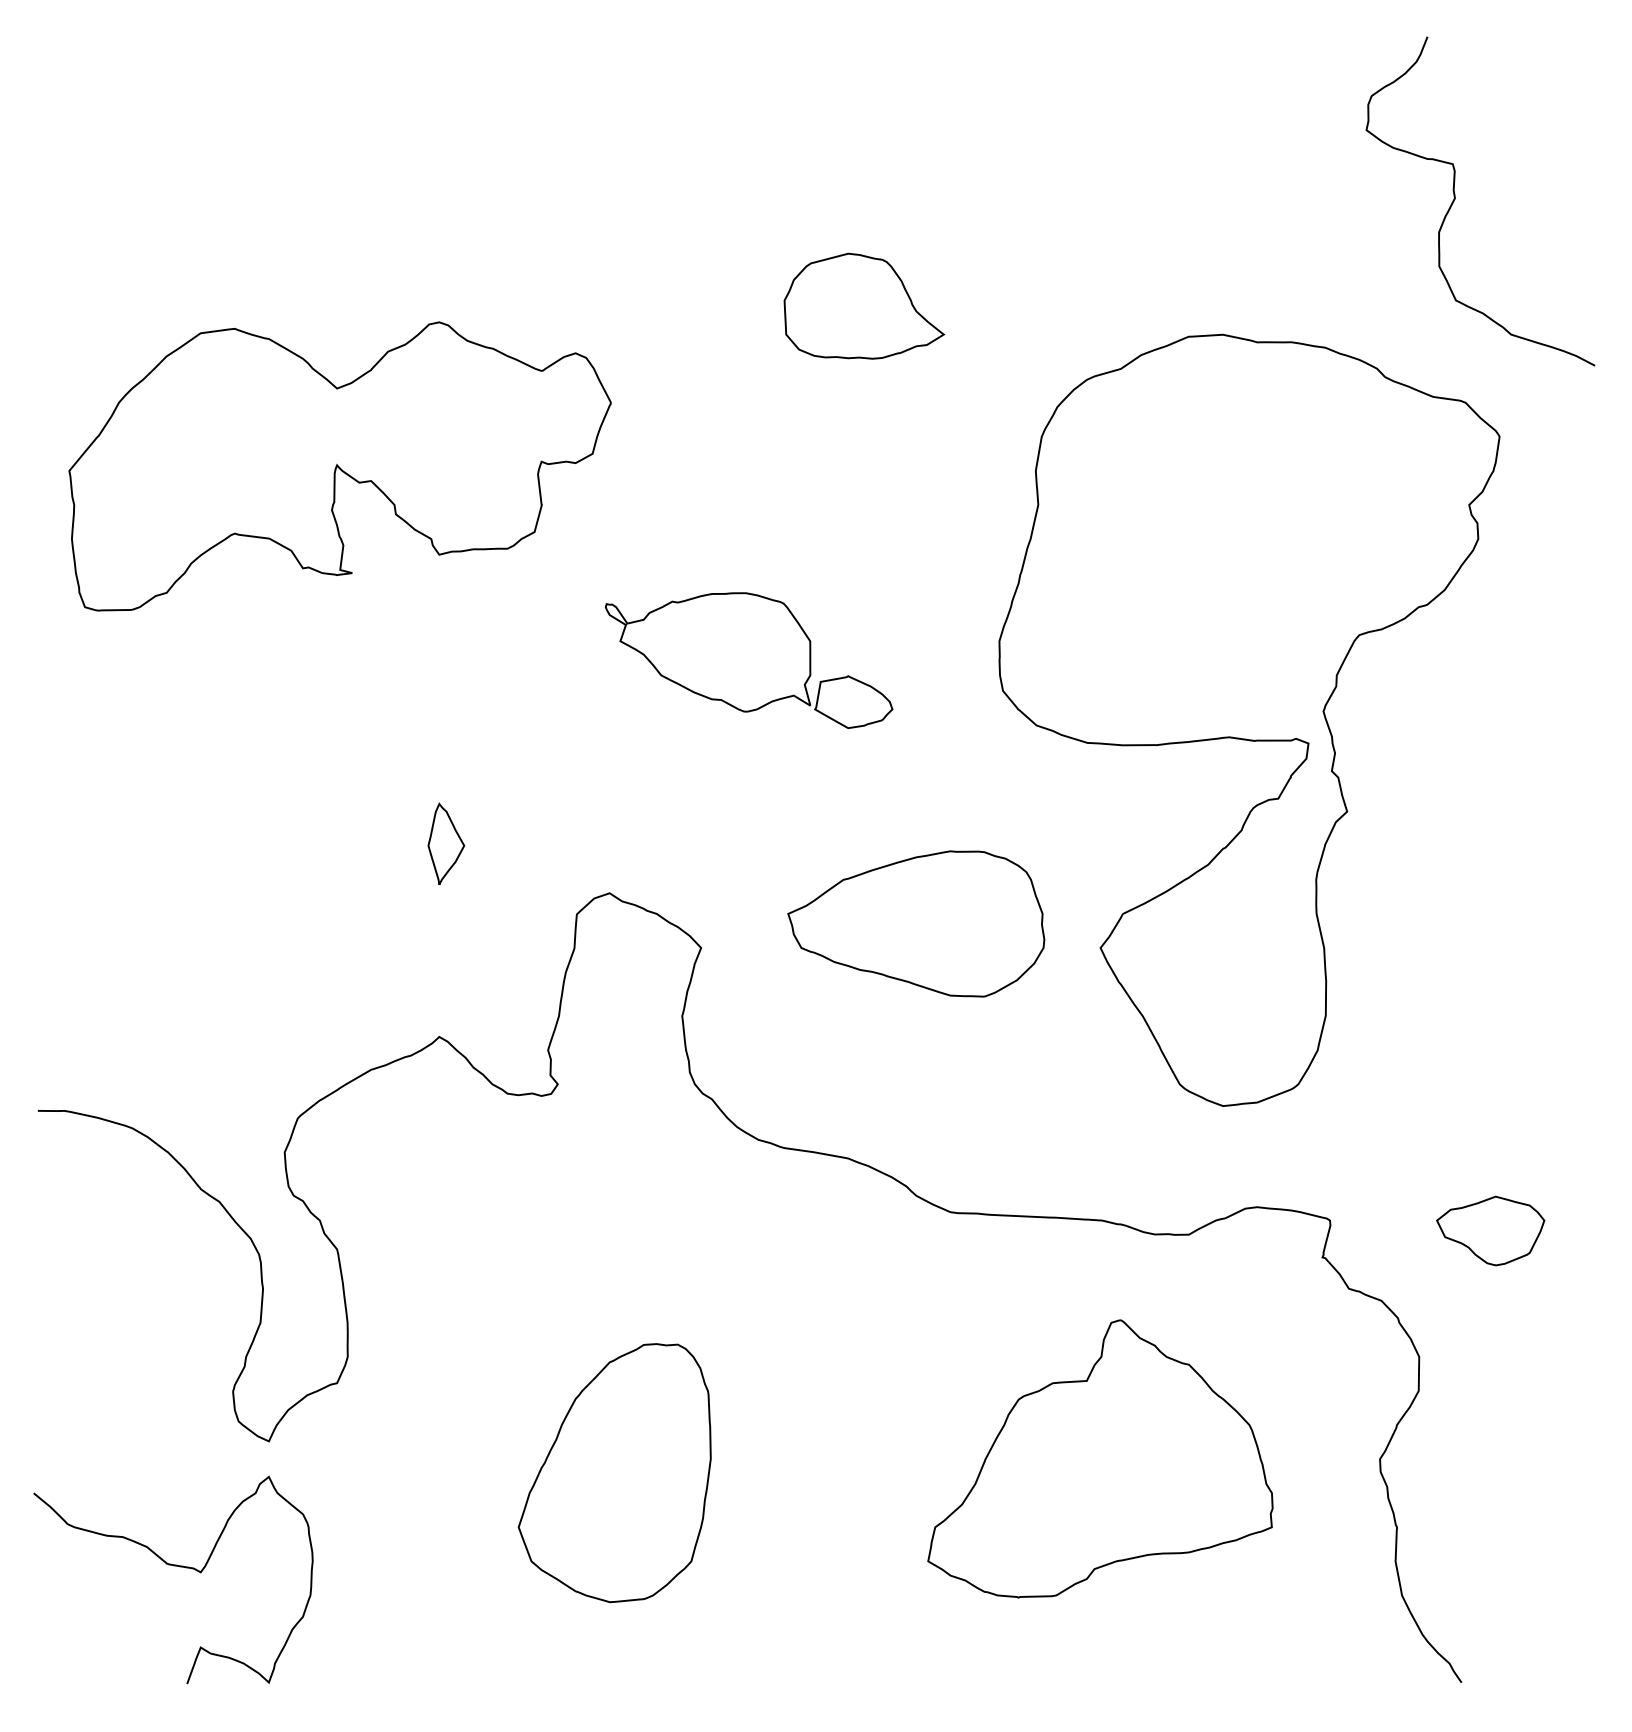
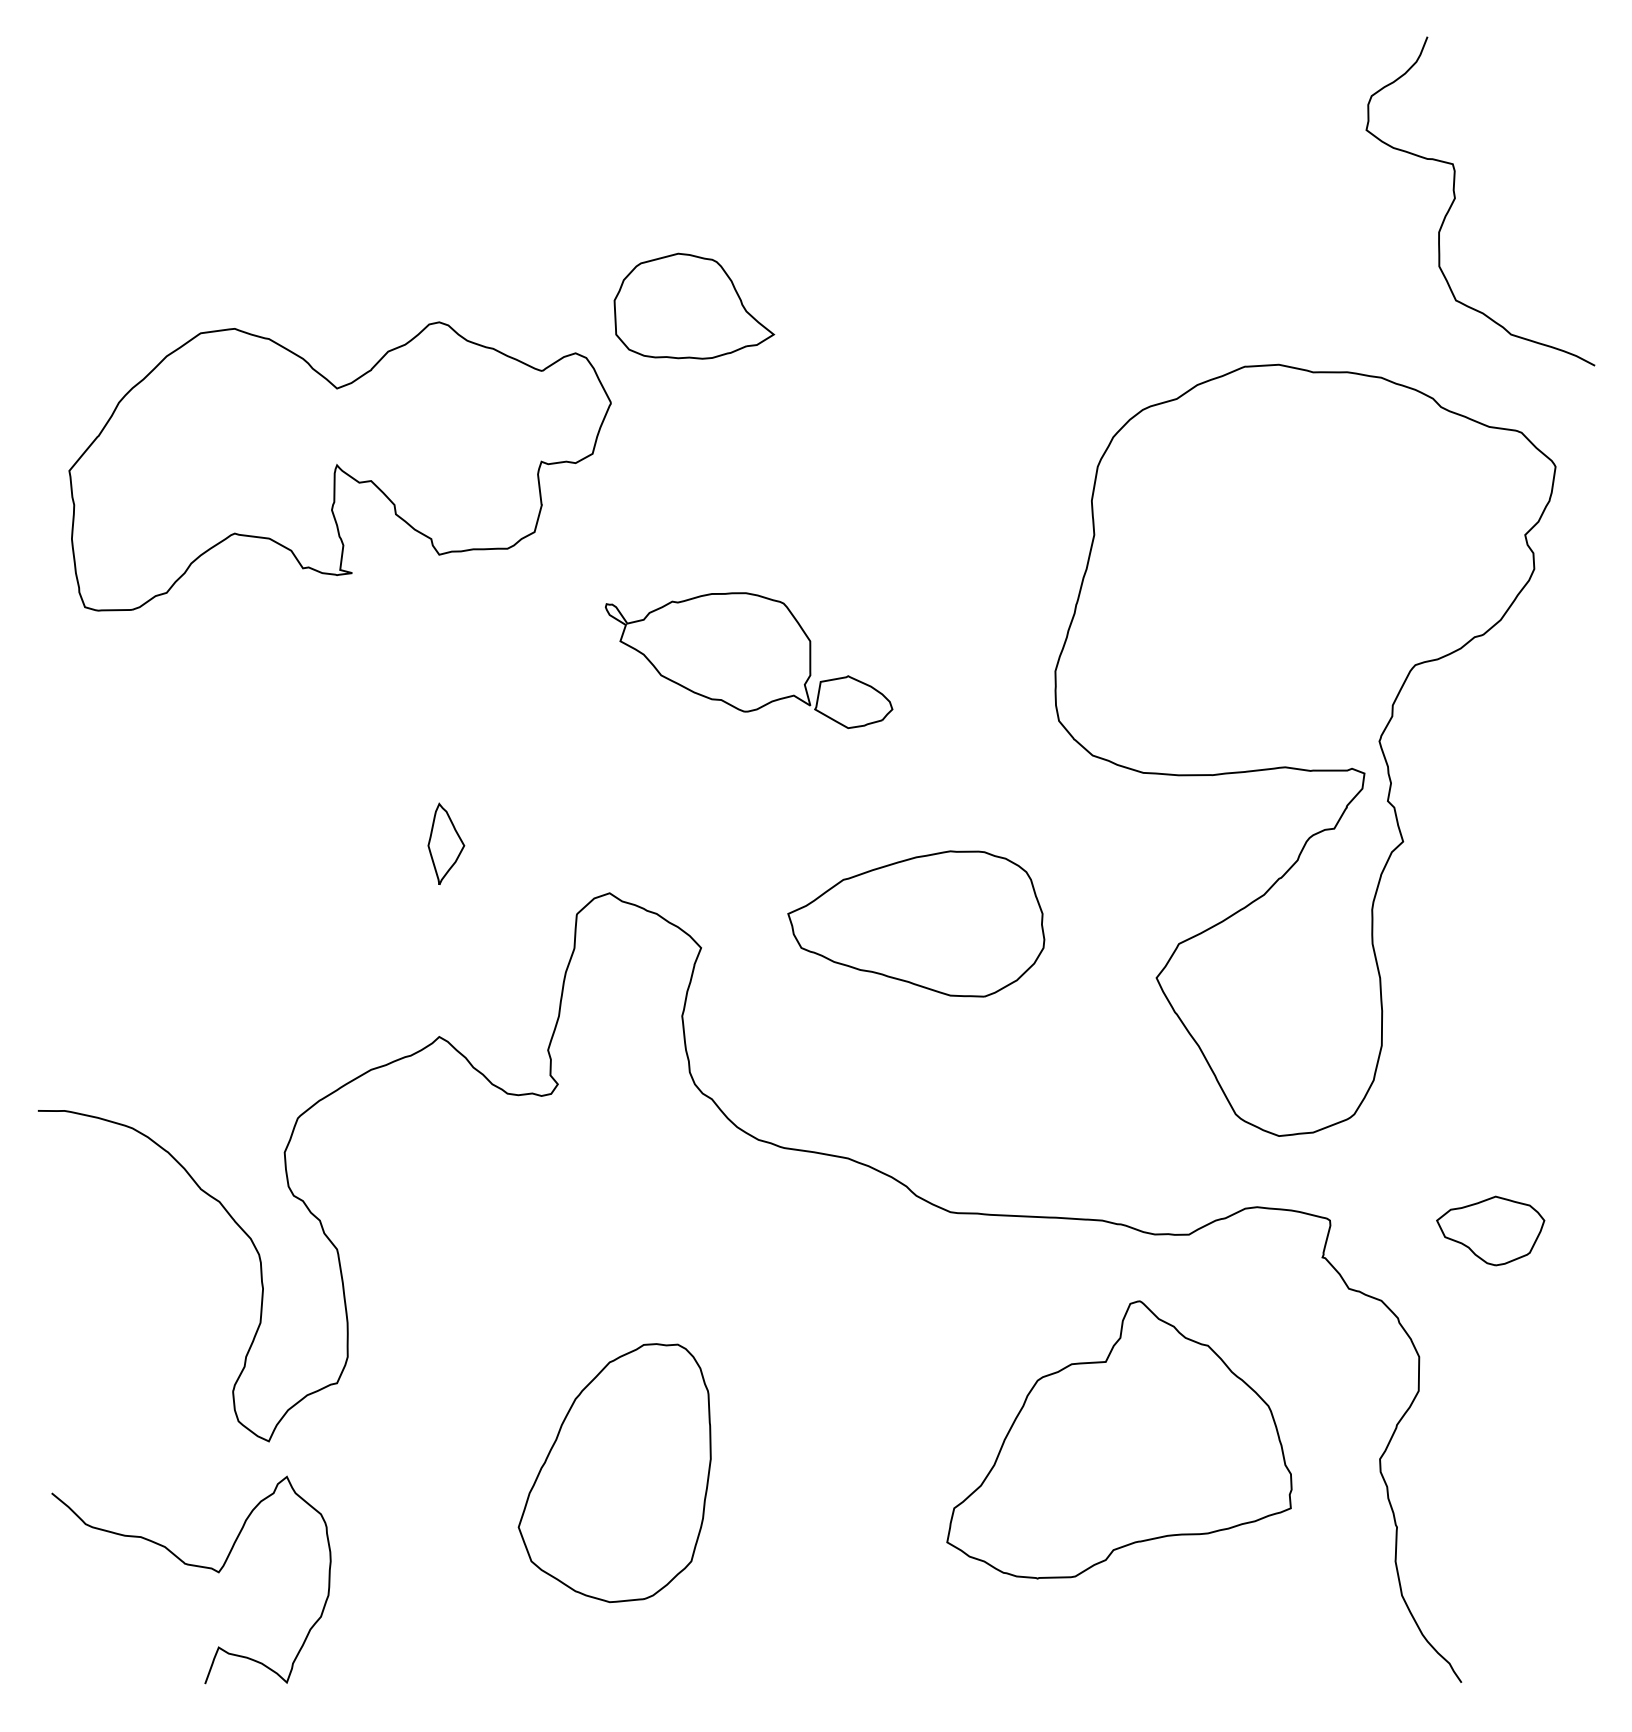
part position: (864, 305) -> (694, 305) (694, 305)
part position: (1249, 719) -> (1305, 749) (1305, 749)
part position: (1100, 1458) -> (1119, 1439) (1119, 1439)
curve position: (173, 1566) -> (191, 1566) (191, 1566)
